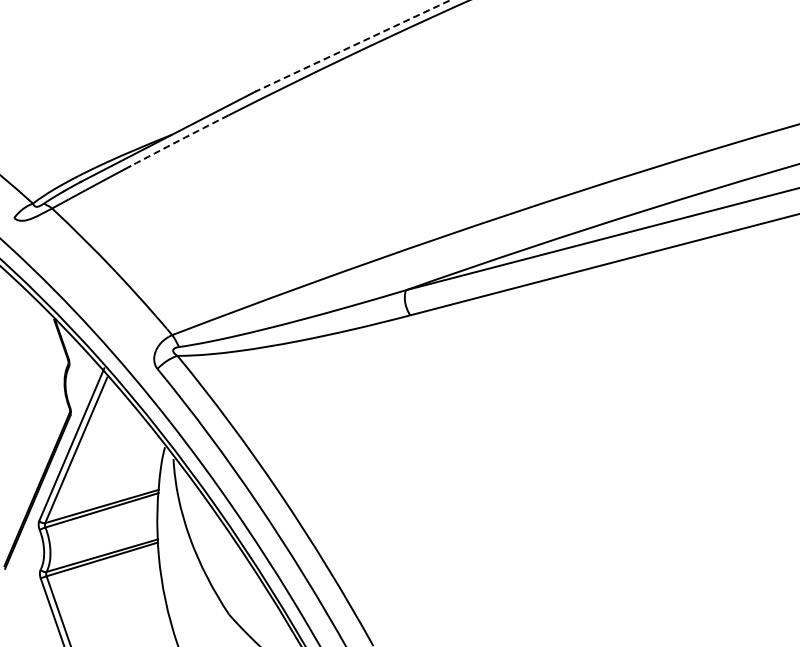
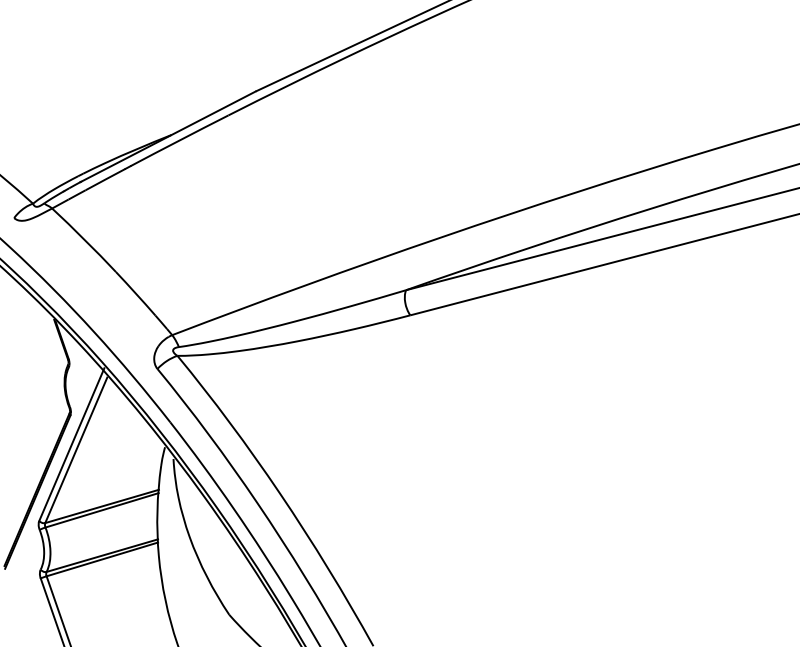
line: dashed -> solid (353, 45)
arc: dashed -> solid (179, 140)
